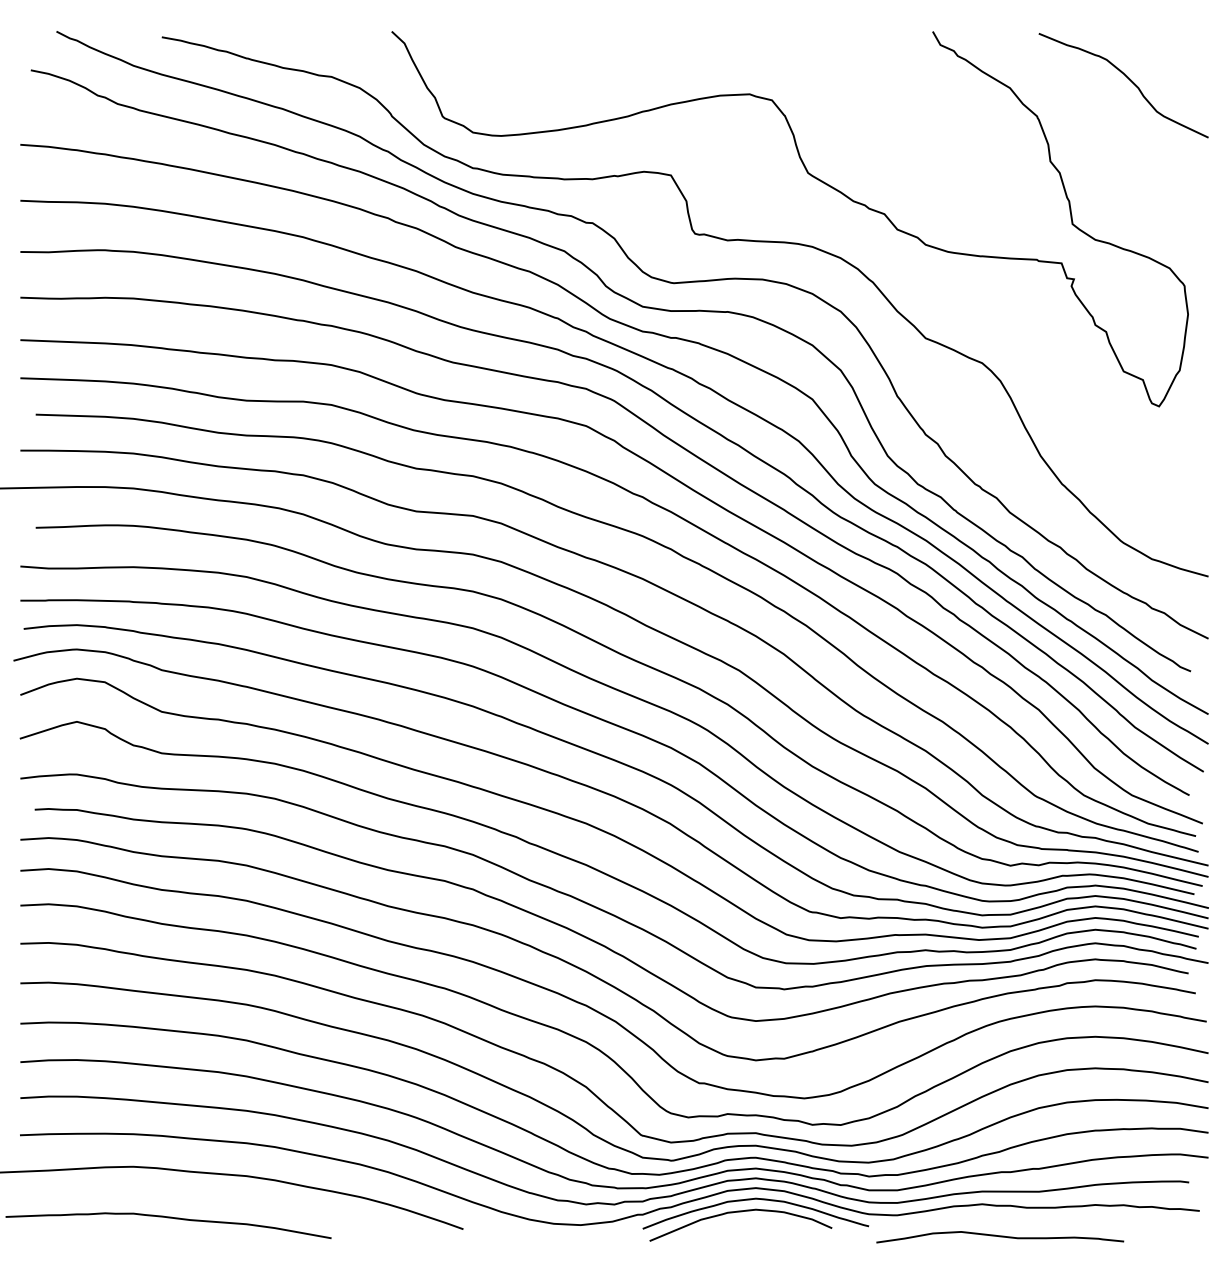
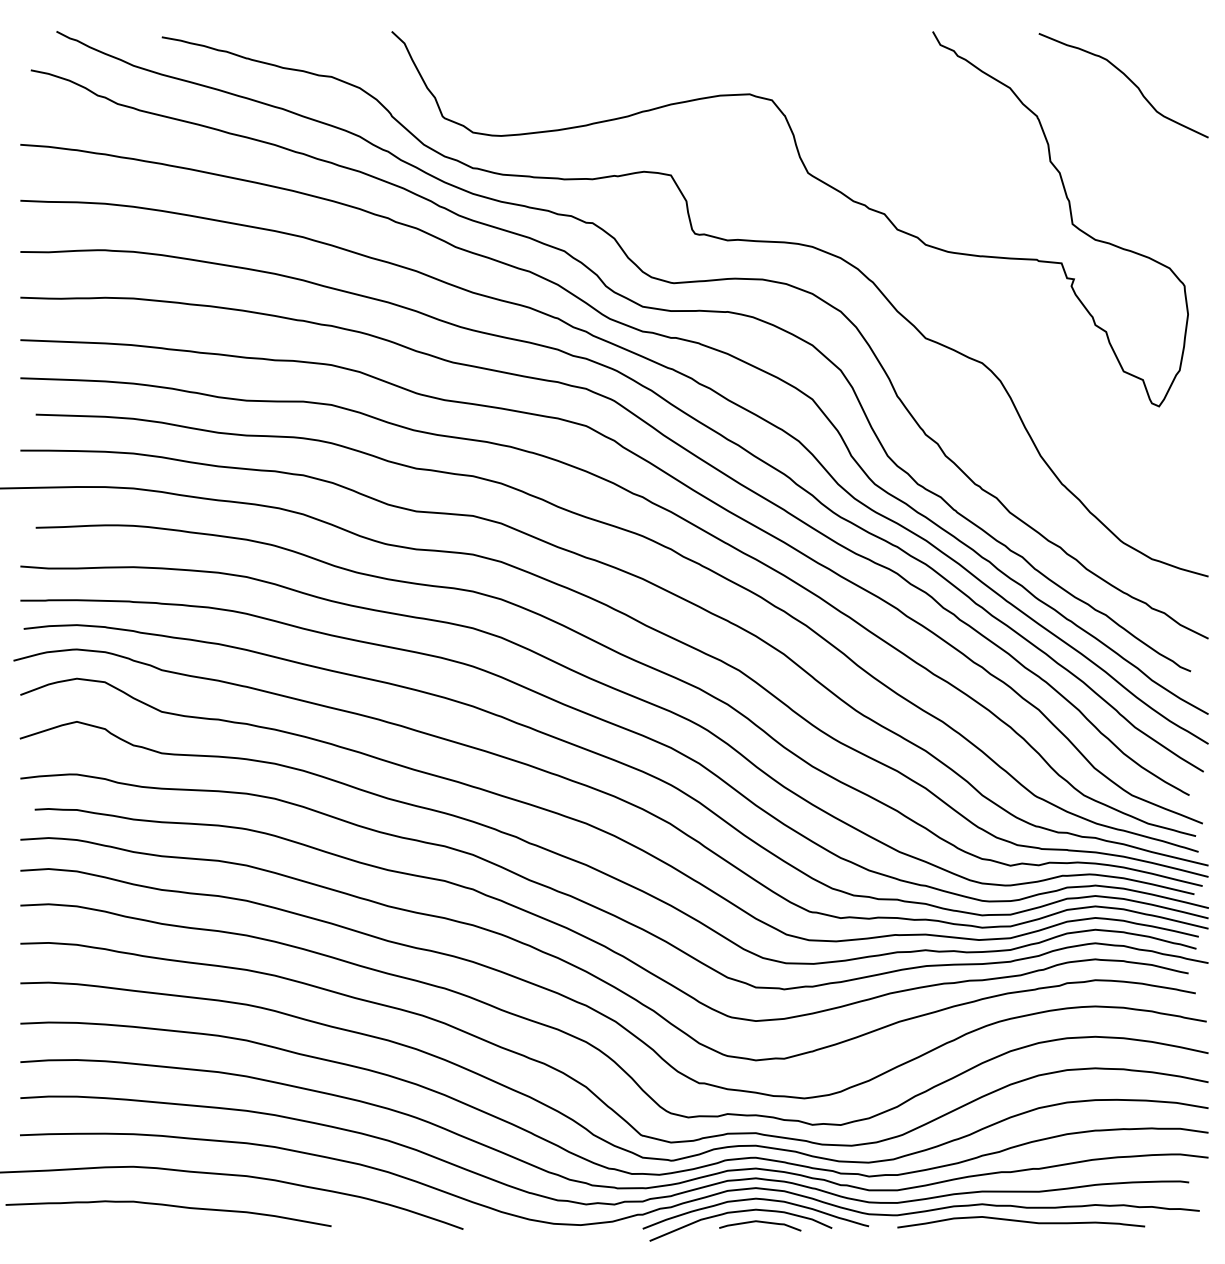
curve position: (168, 1218) -> (168, 1206) (168, 1206)
curve: none -> present (760, 1222)
curve position: (1000, 1237) -> (1021, 1222) (1021, 1222)
